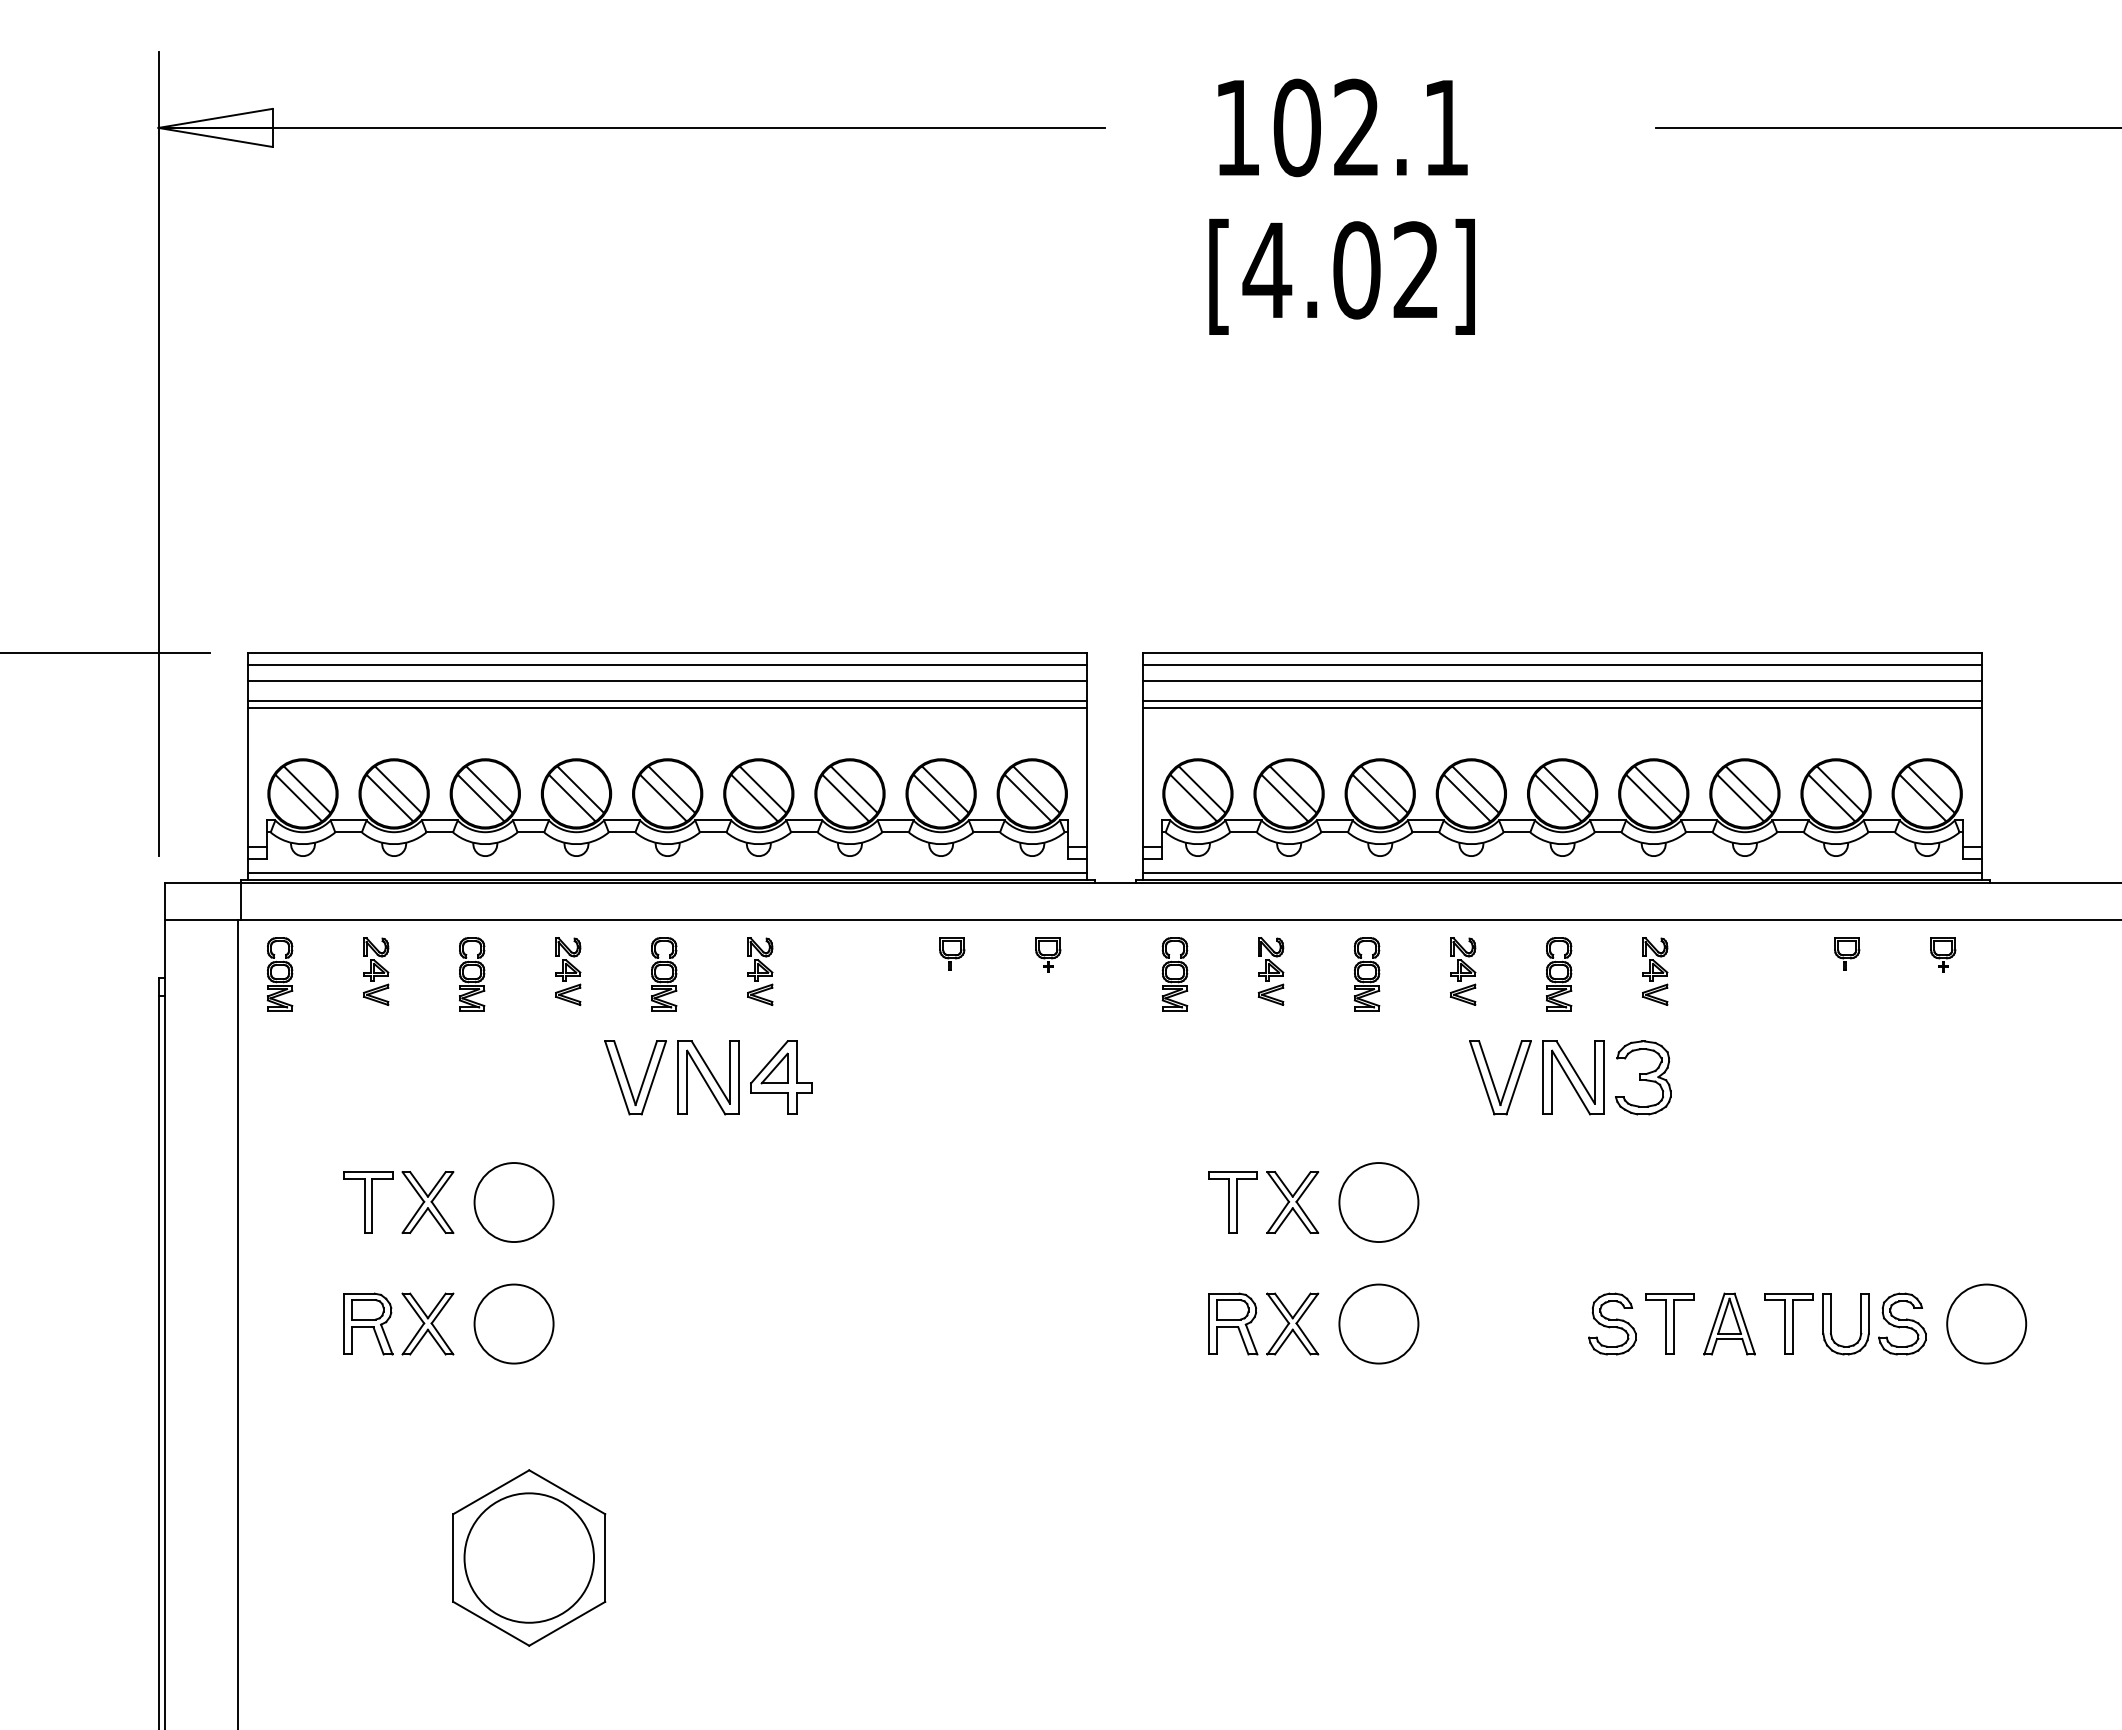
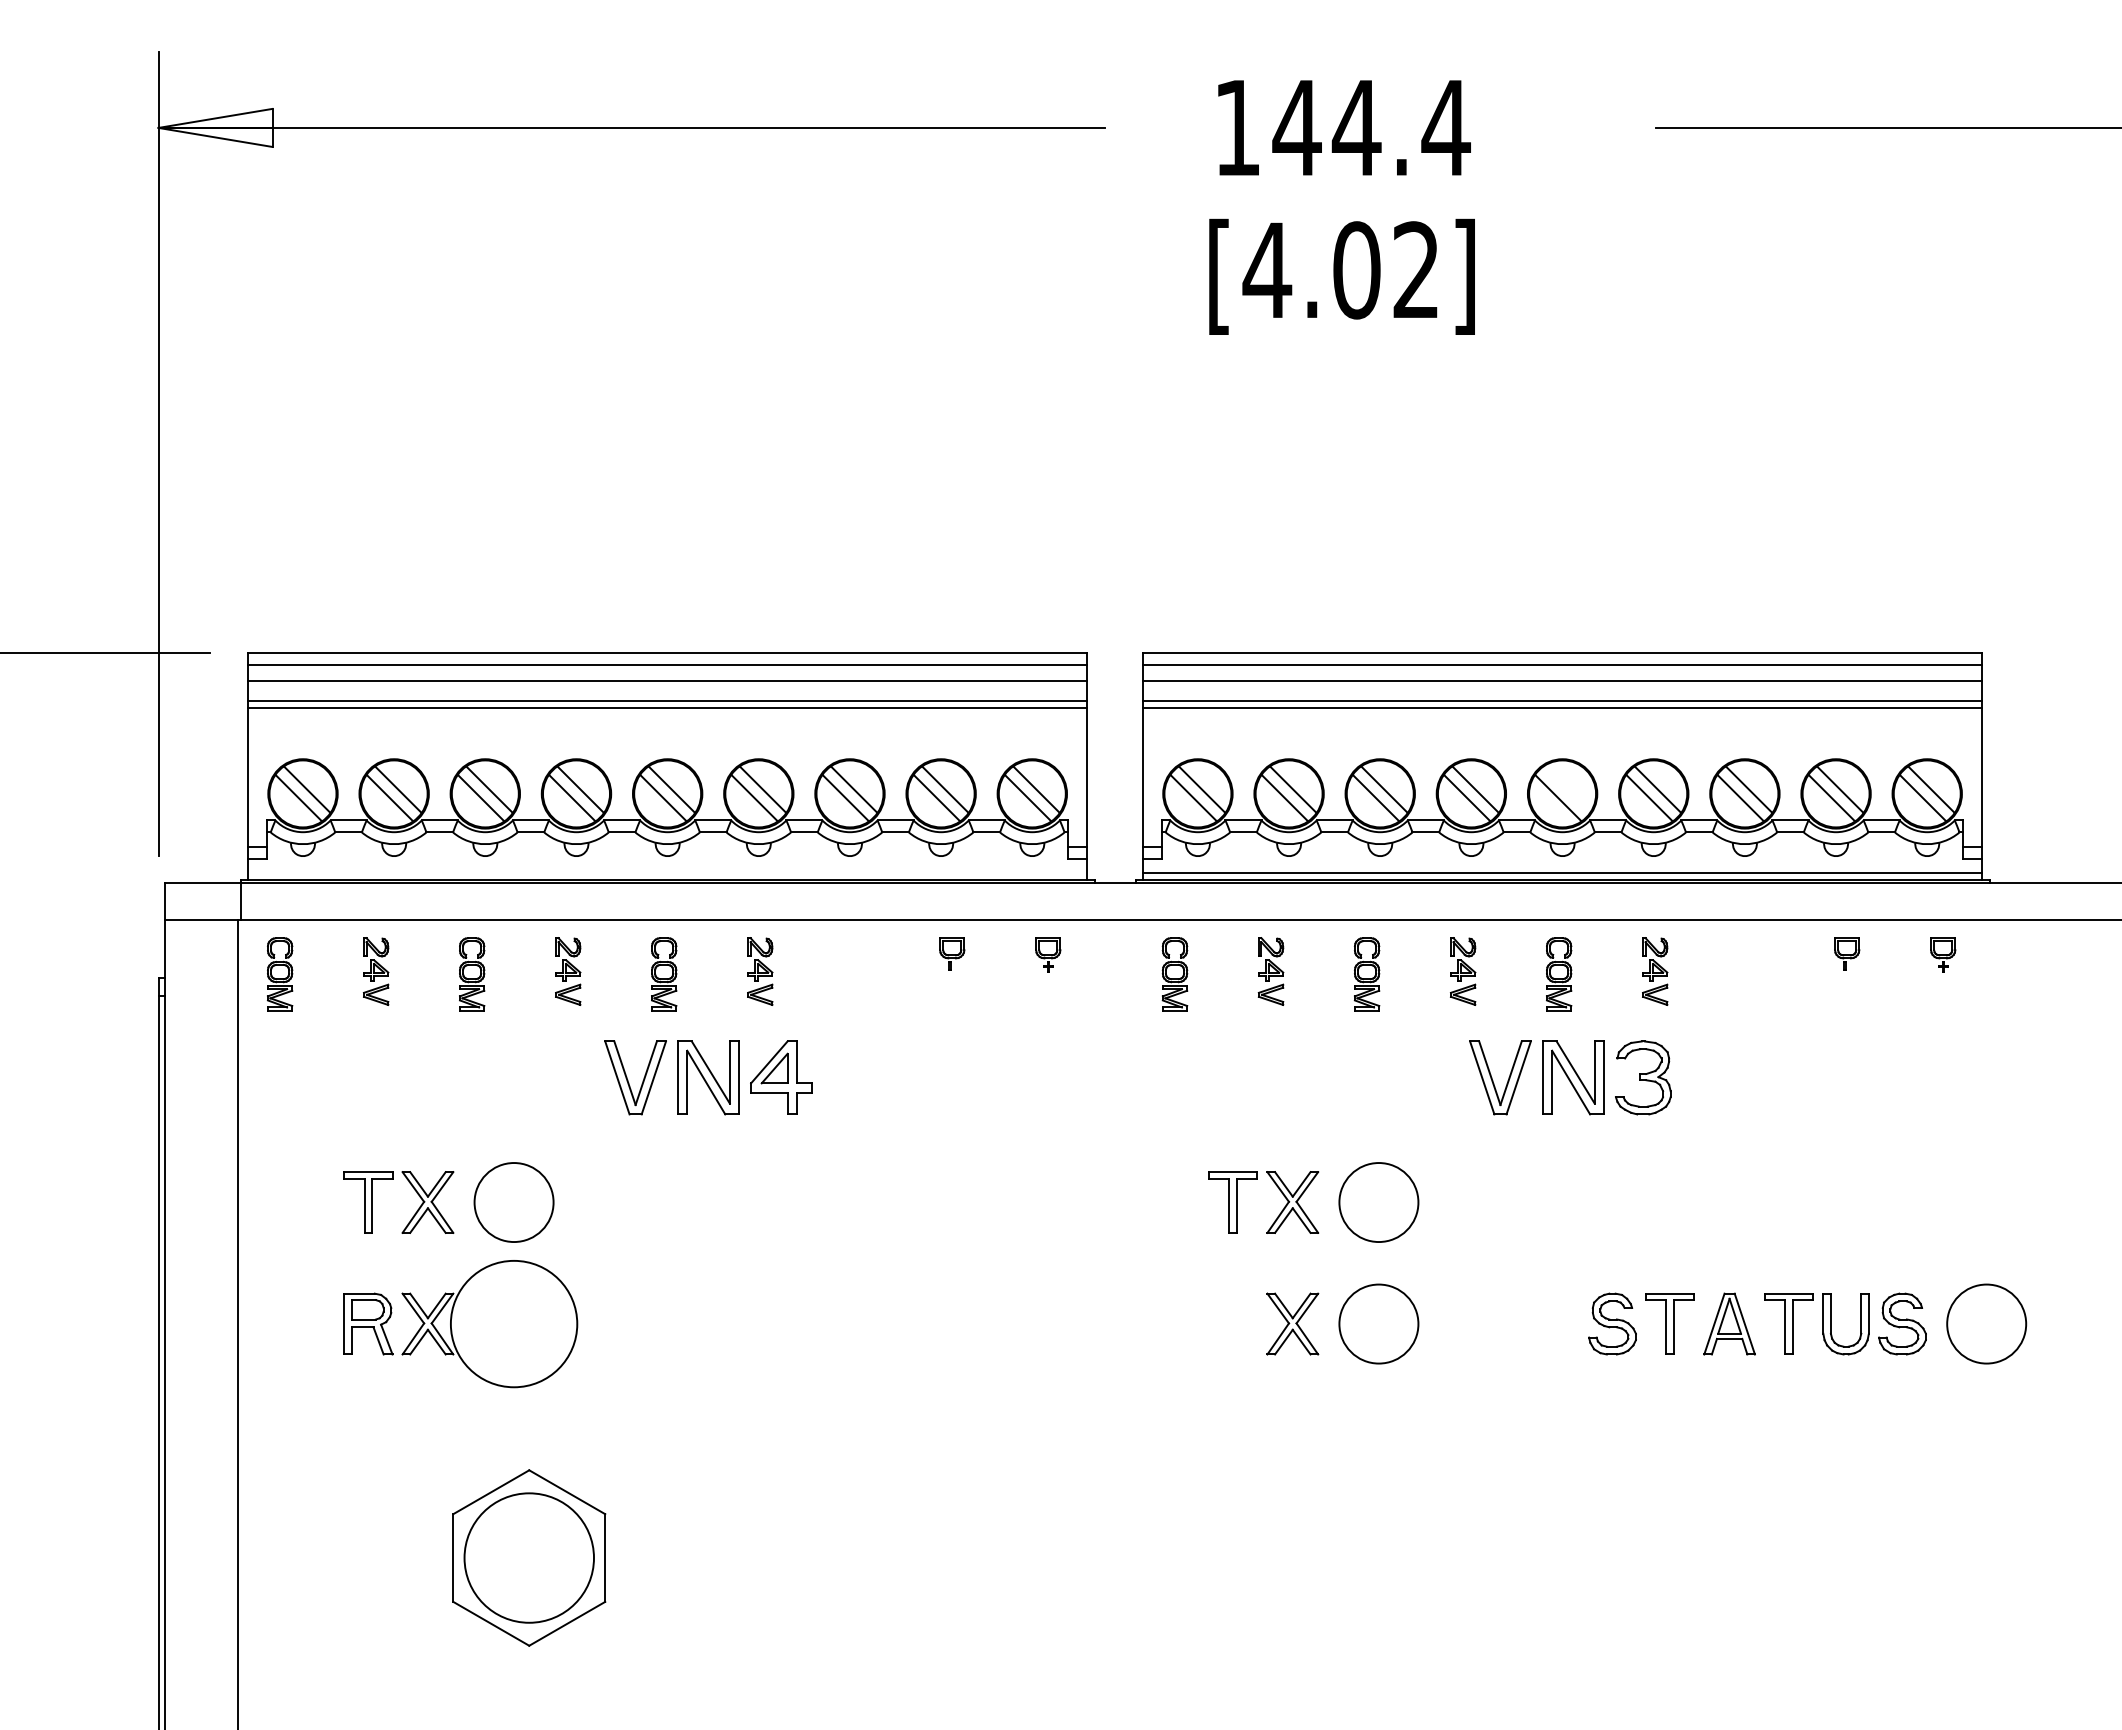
text: 102.1 -> 144.4 (1371, 127)
line: present -> none (1566, 789)
line: present -> none (667, 872)
circle diameter: 79 px -> 126 px (513, 1323)
part: present -> none (1233, 1323)
